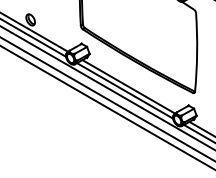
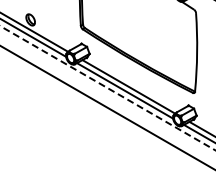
line: solid -> dashed (108, 88)
line: present -> none (107, 98)
